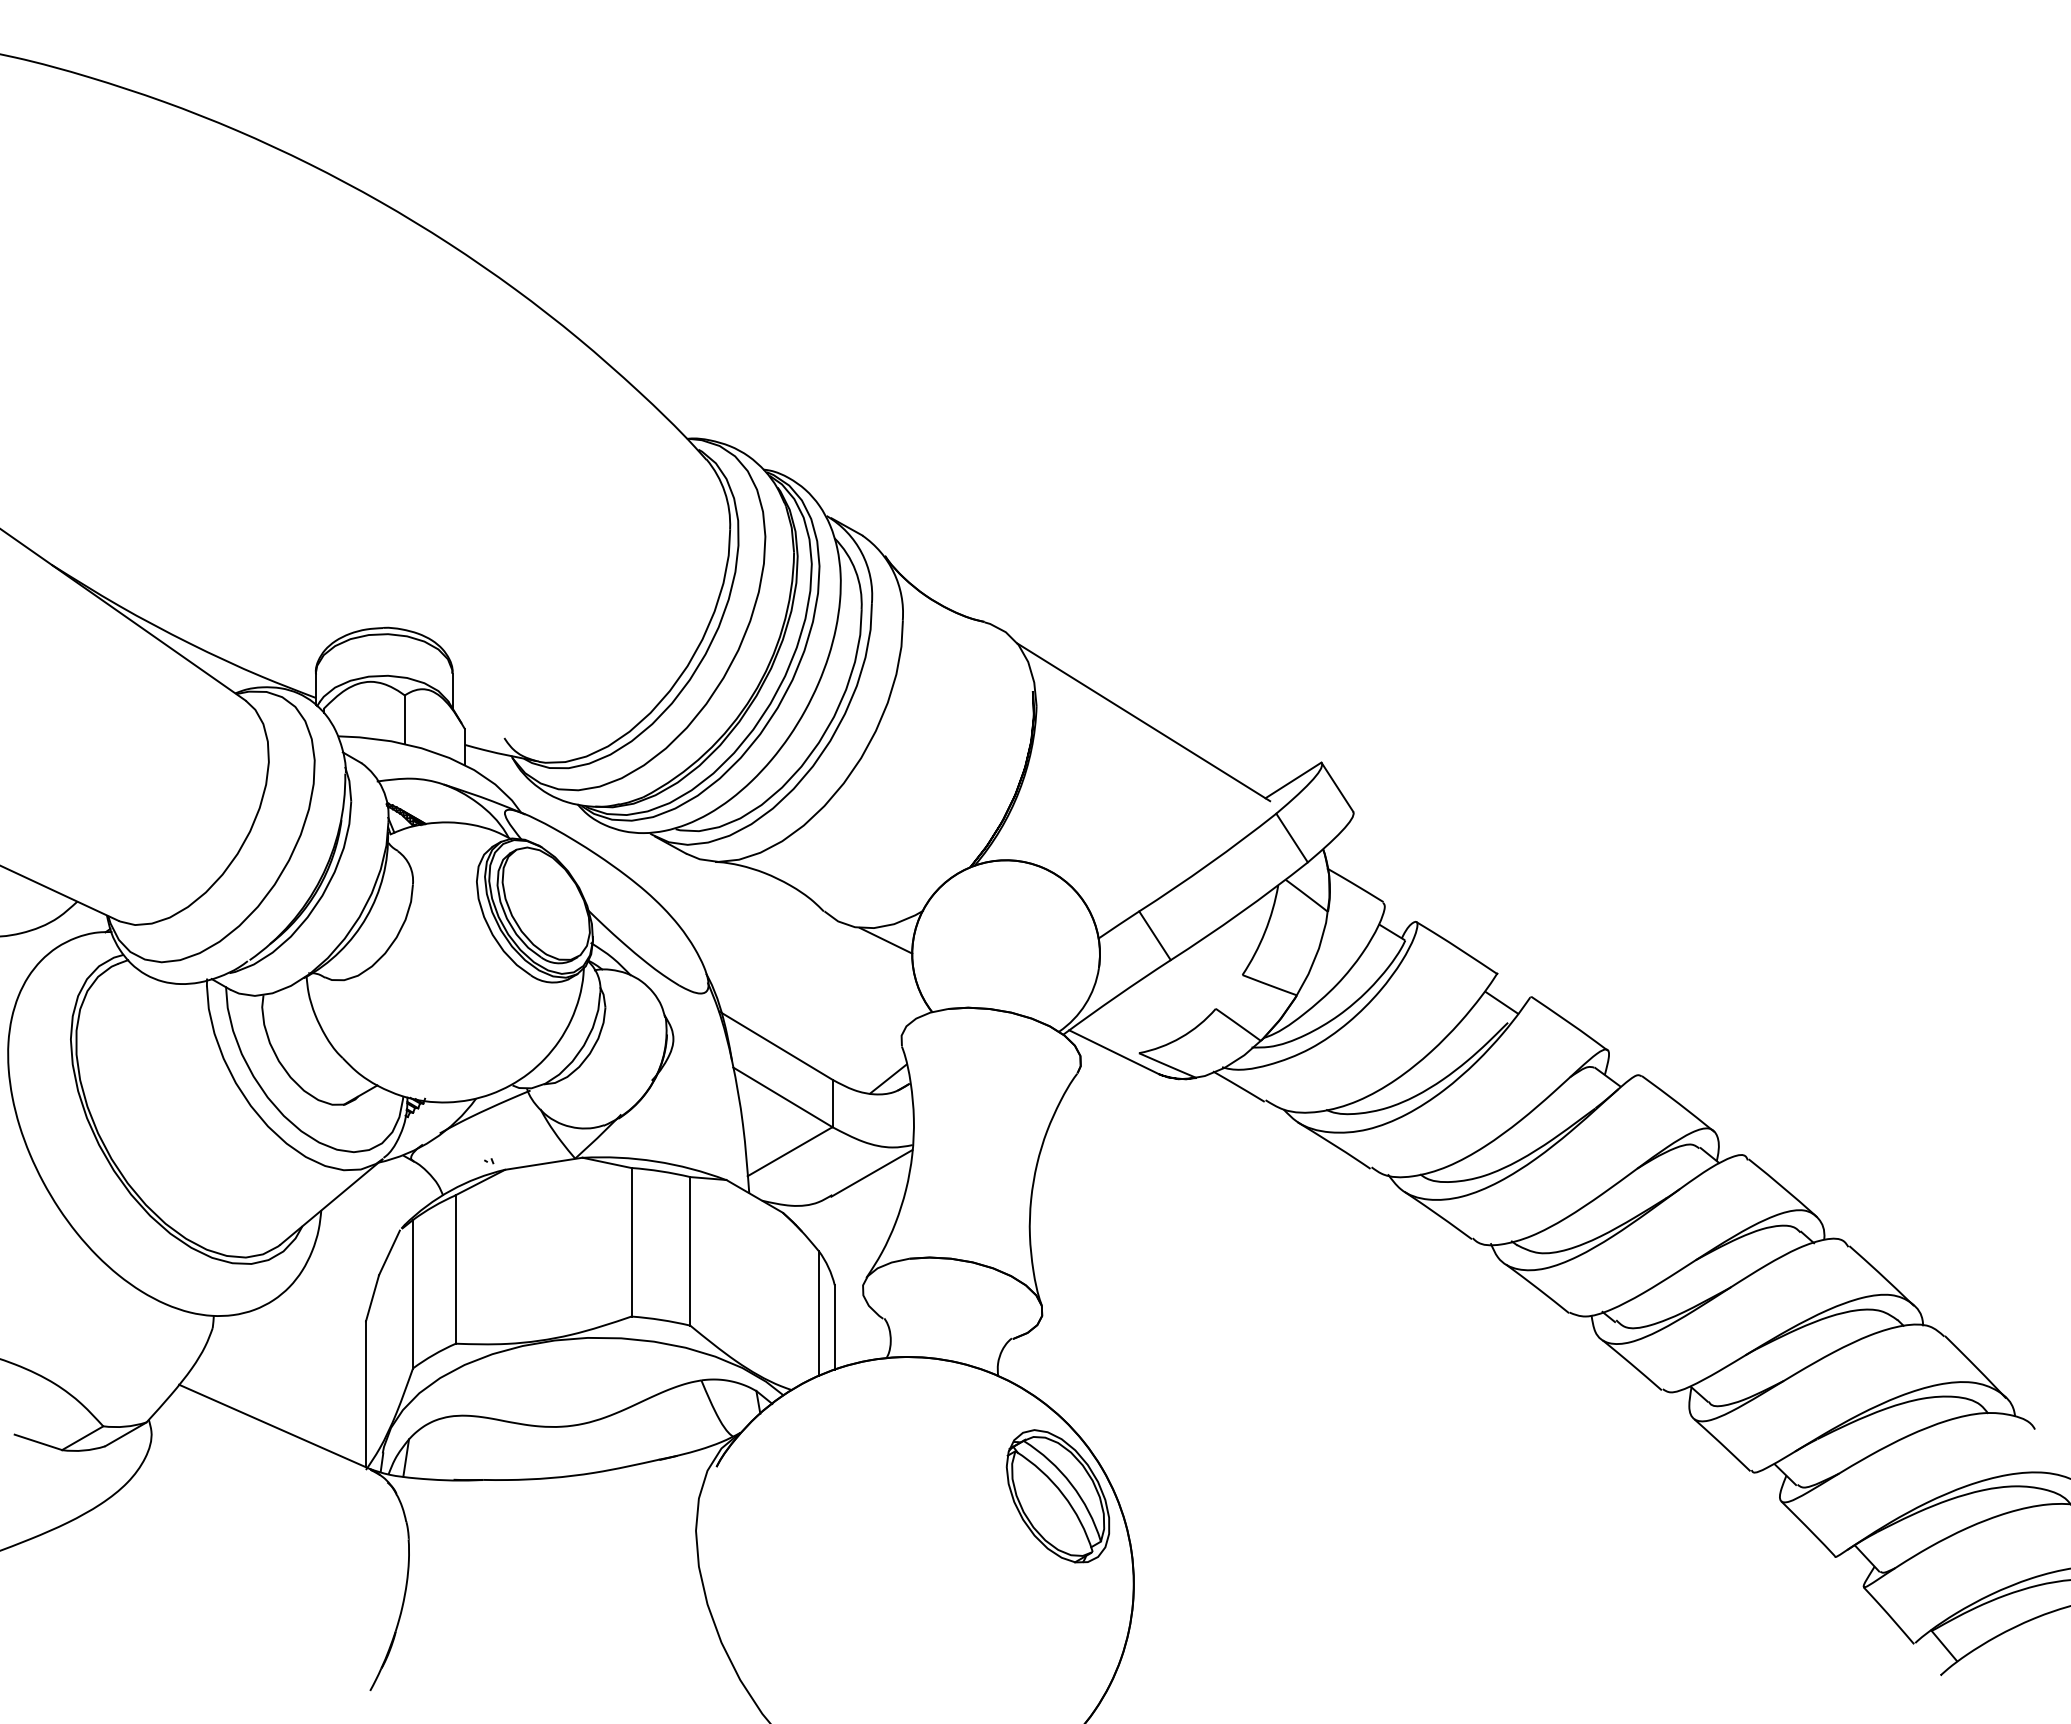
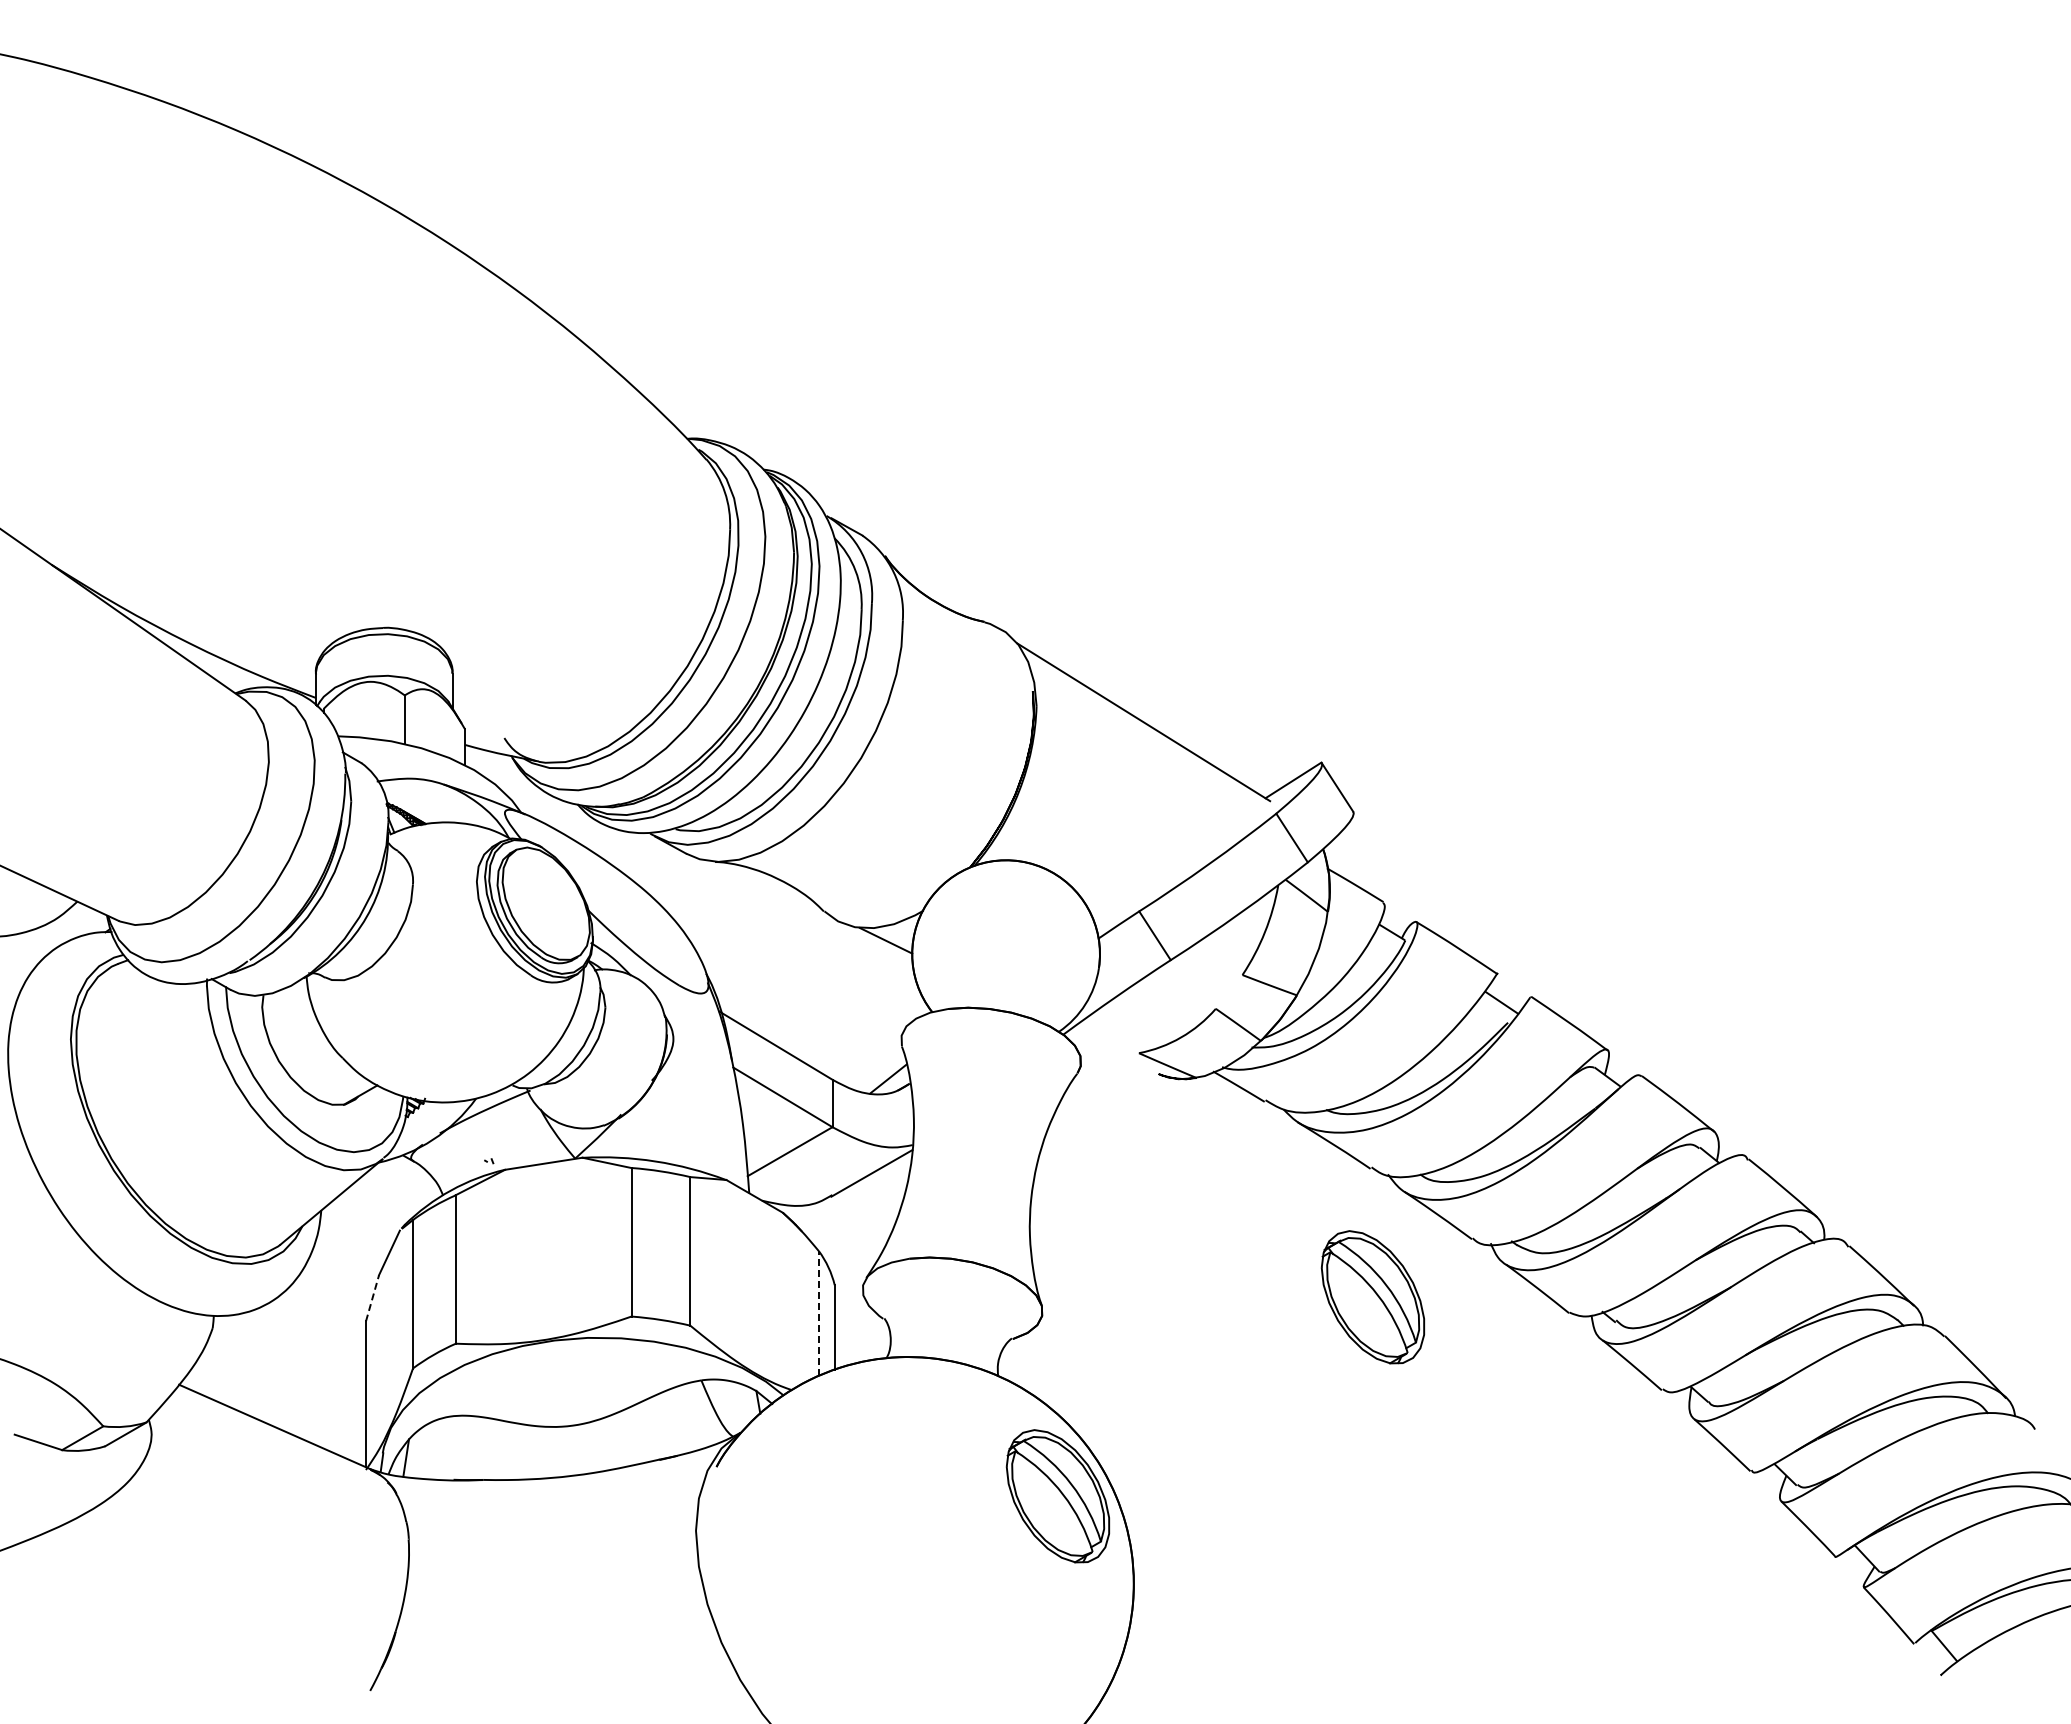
line: present -> none (1113, 1052)
line: solid -> dashed (372, 1297)
part: none -> present (1372, 1297)
line: solid -> dashed (818, 1313)
